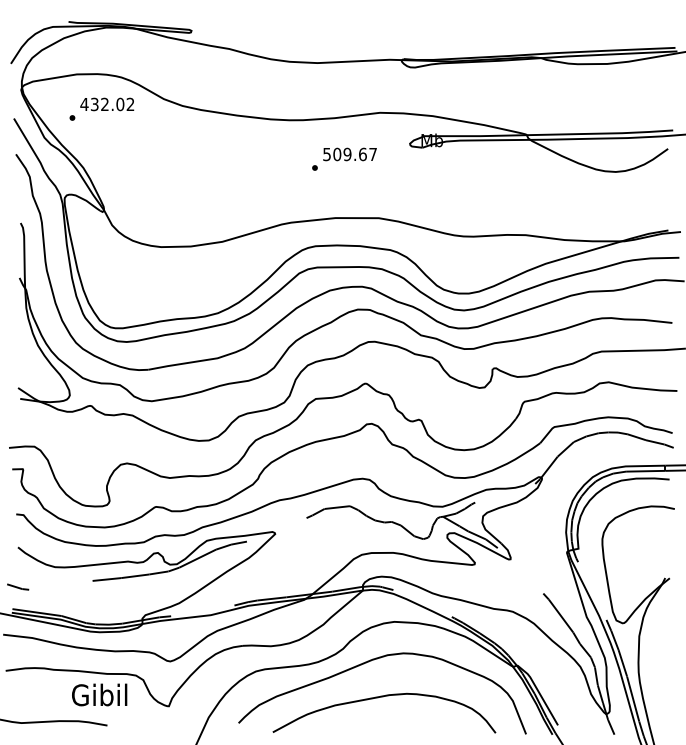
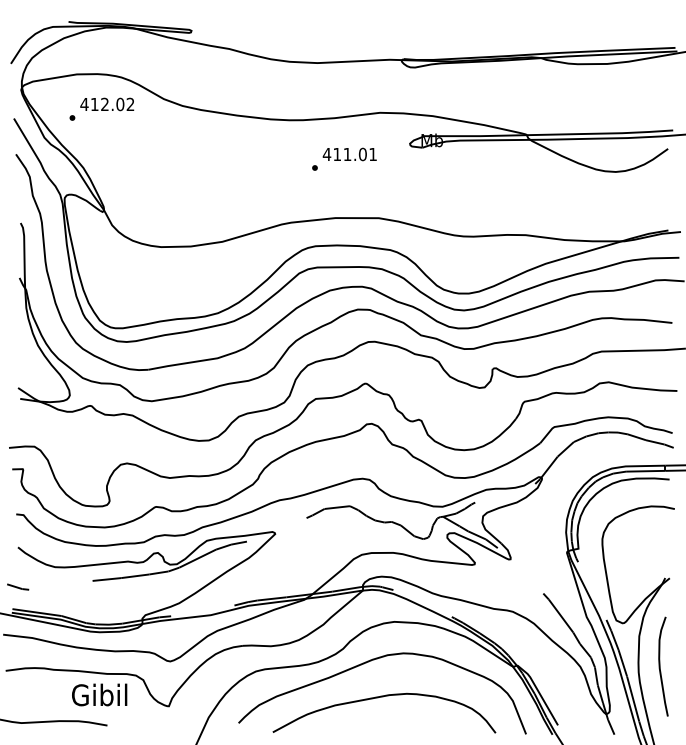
text: 432.02 -> 412.02 (94, 104)
text: 509.67 -> 411.01 (349, 154)
curve: none -> present (660, 666)
